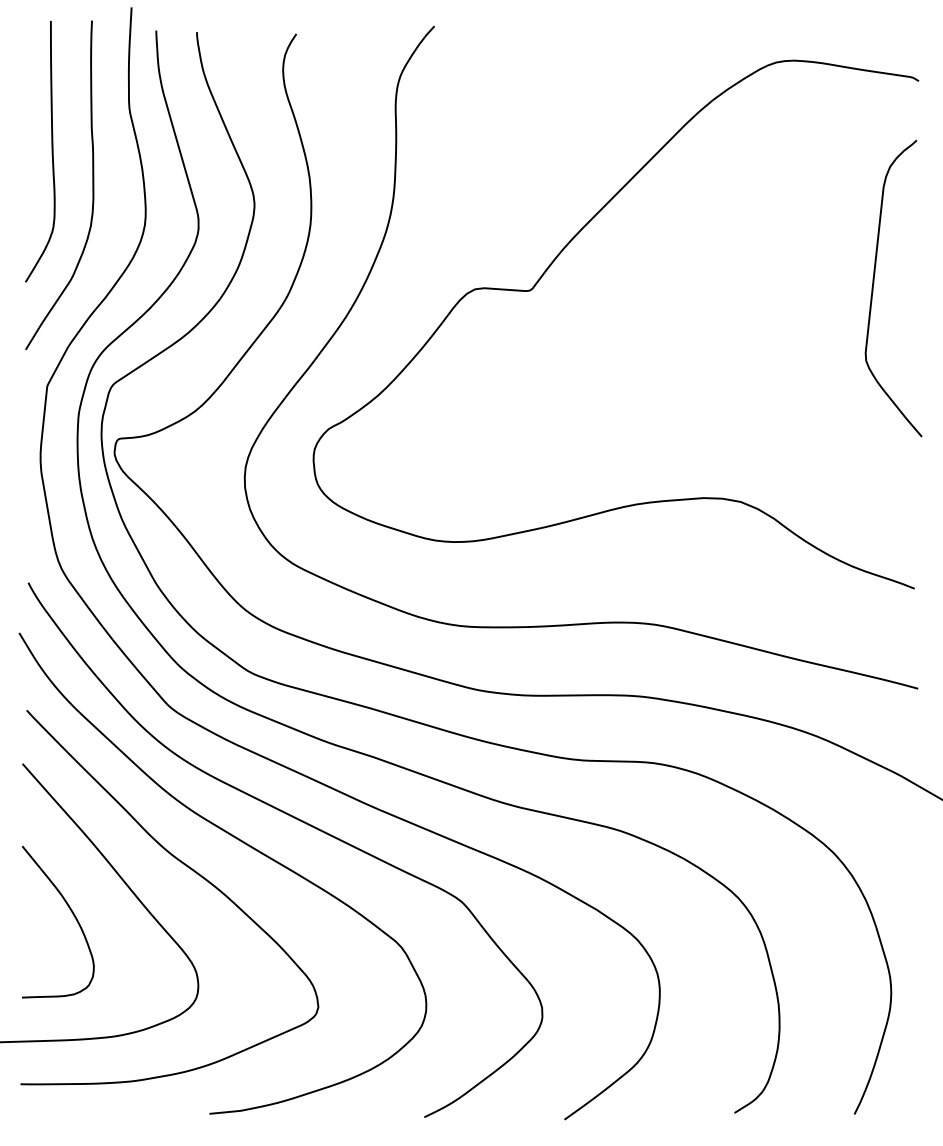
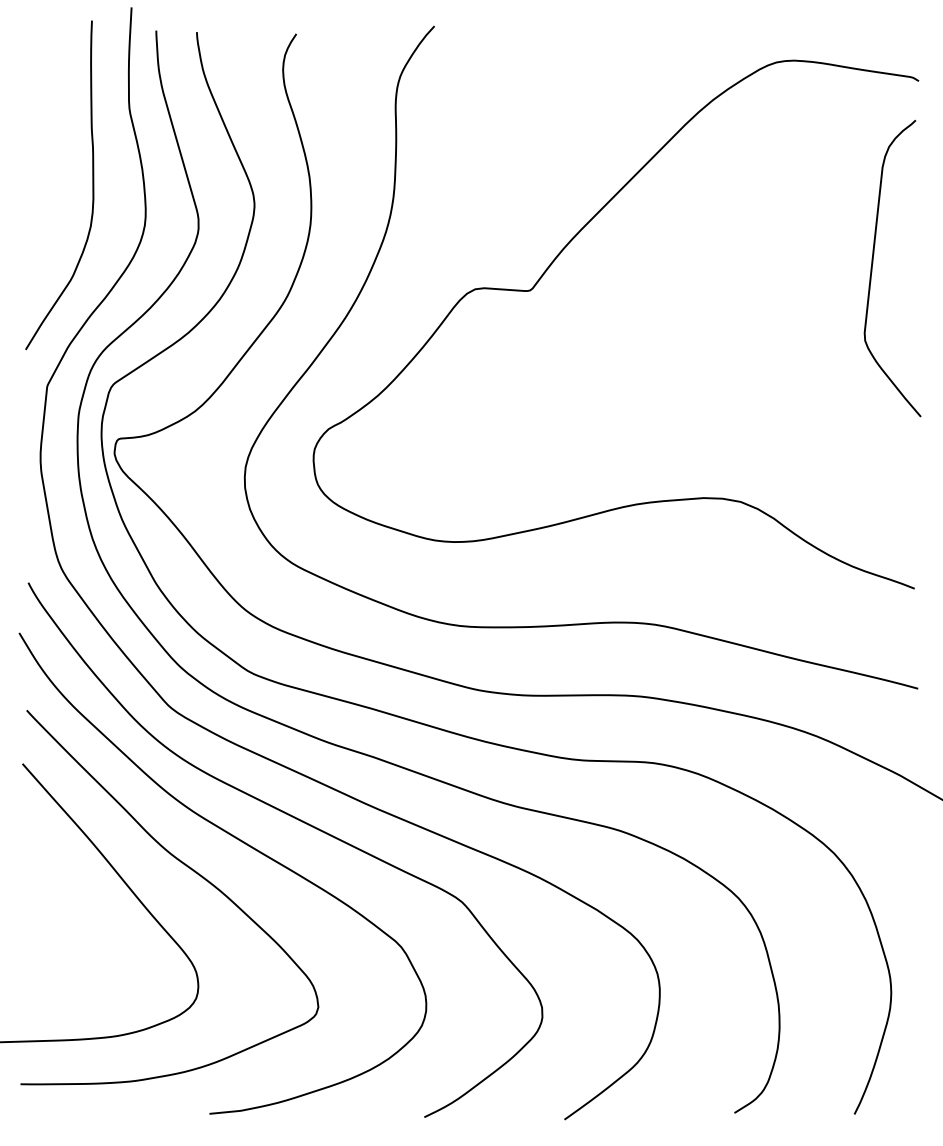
curve: present -> none (51, 151)
curve position: (874, 283) -> (873, 263) (873, 263)
curve: present -> none (72, 914)
